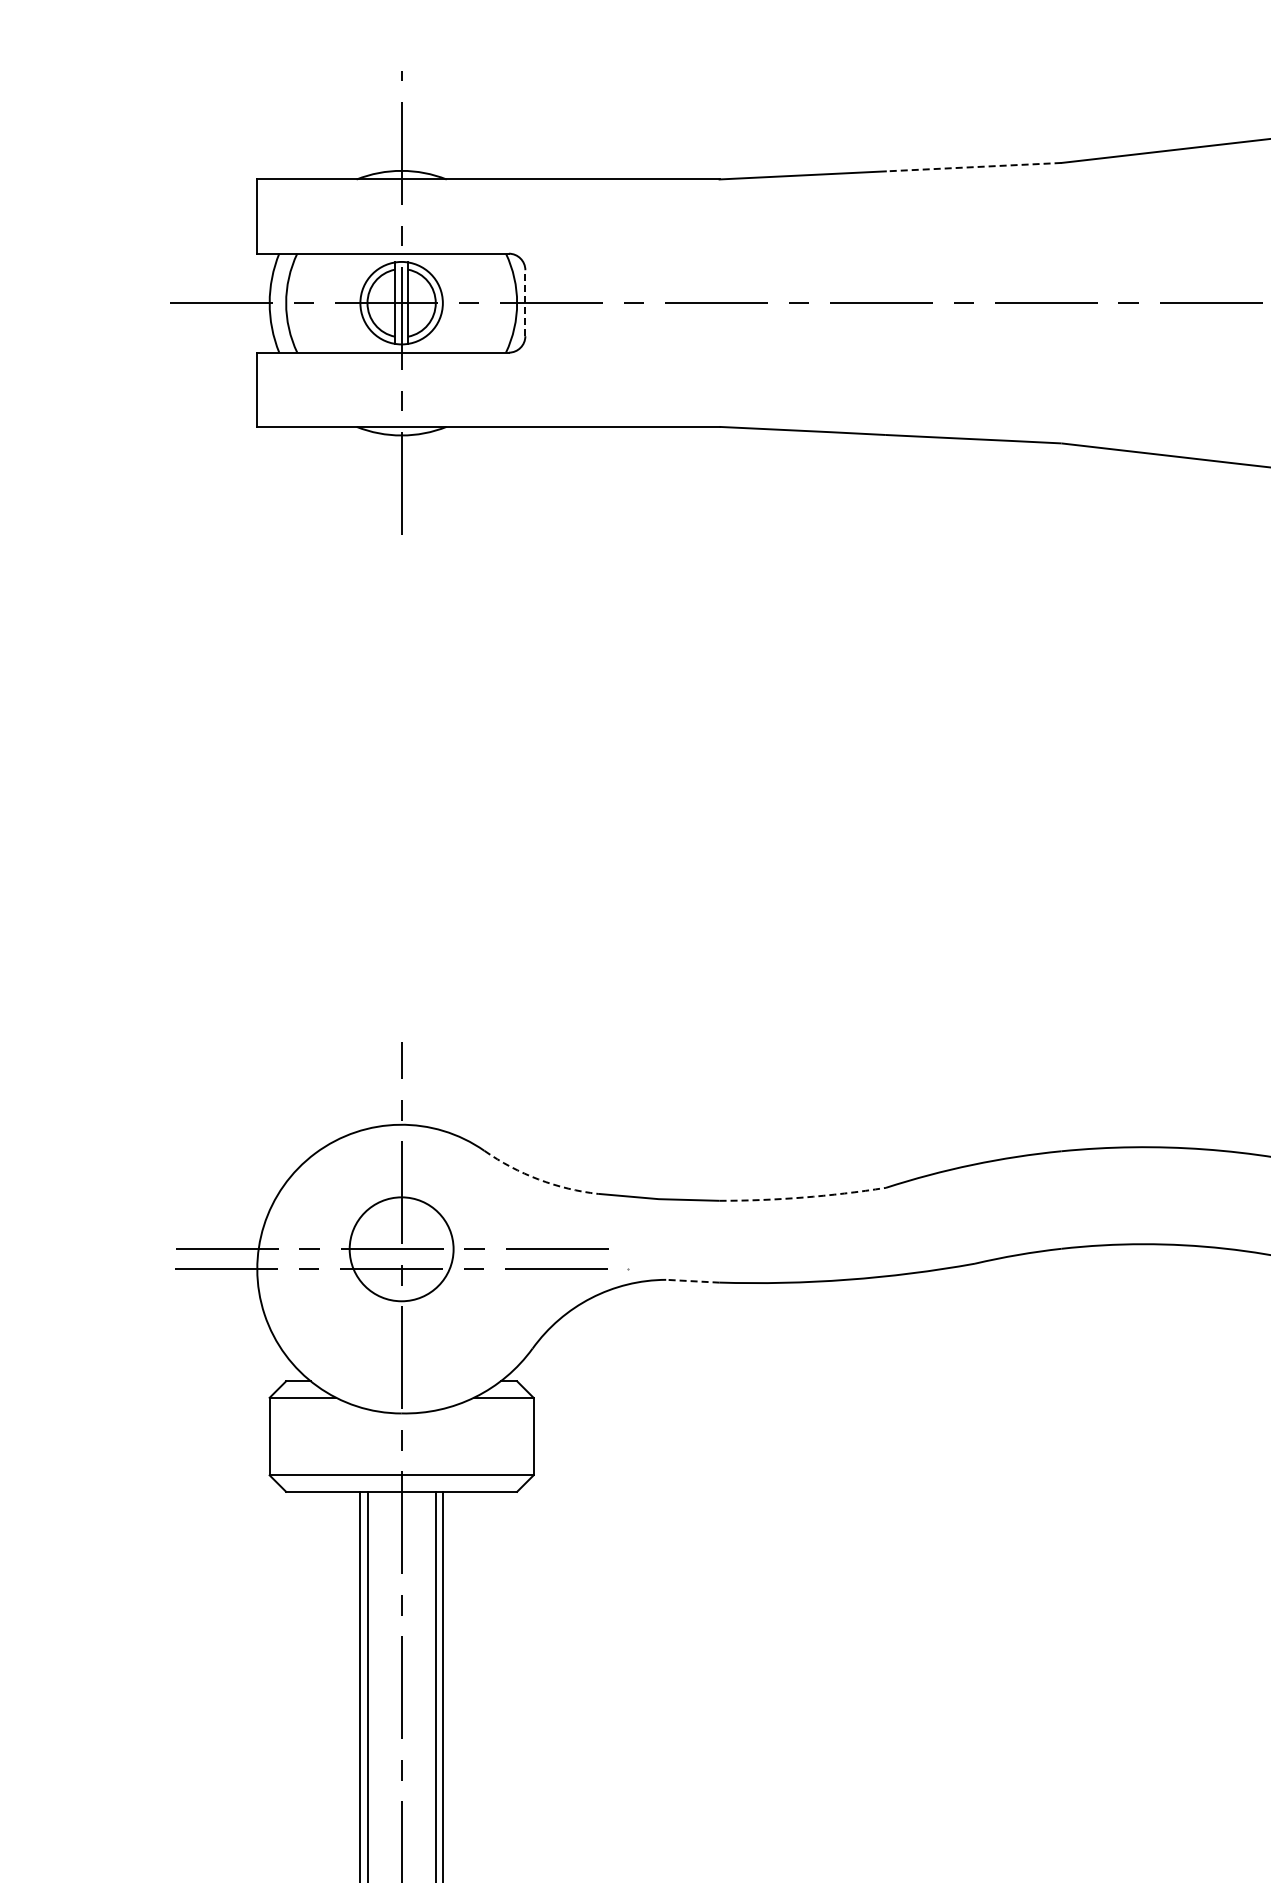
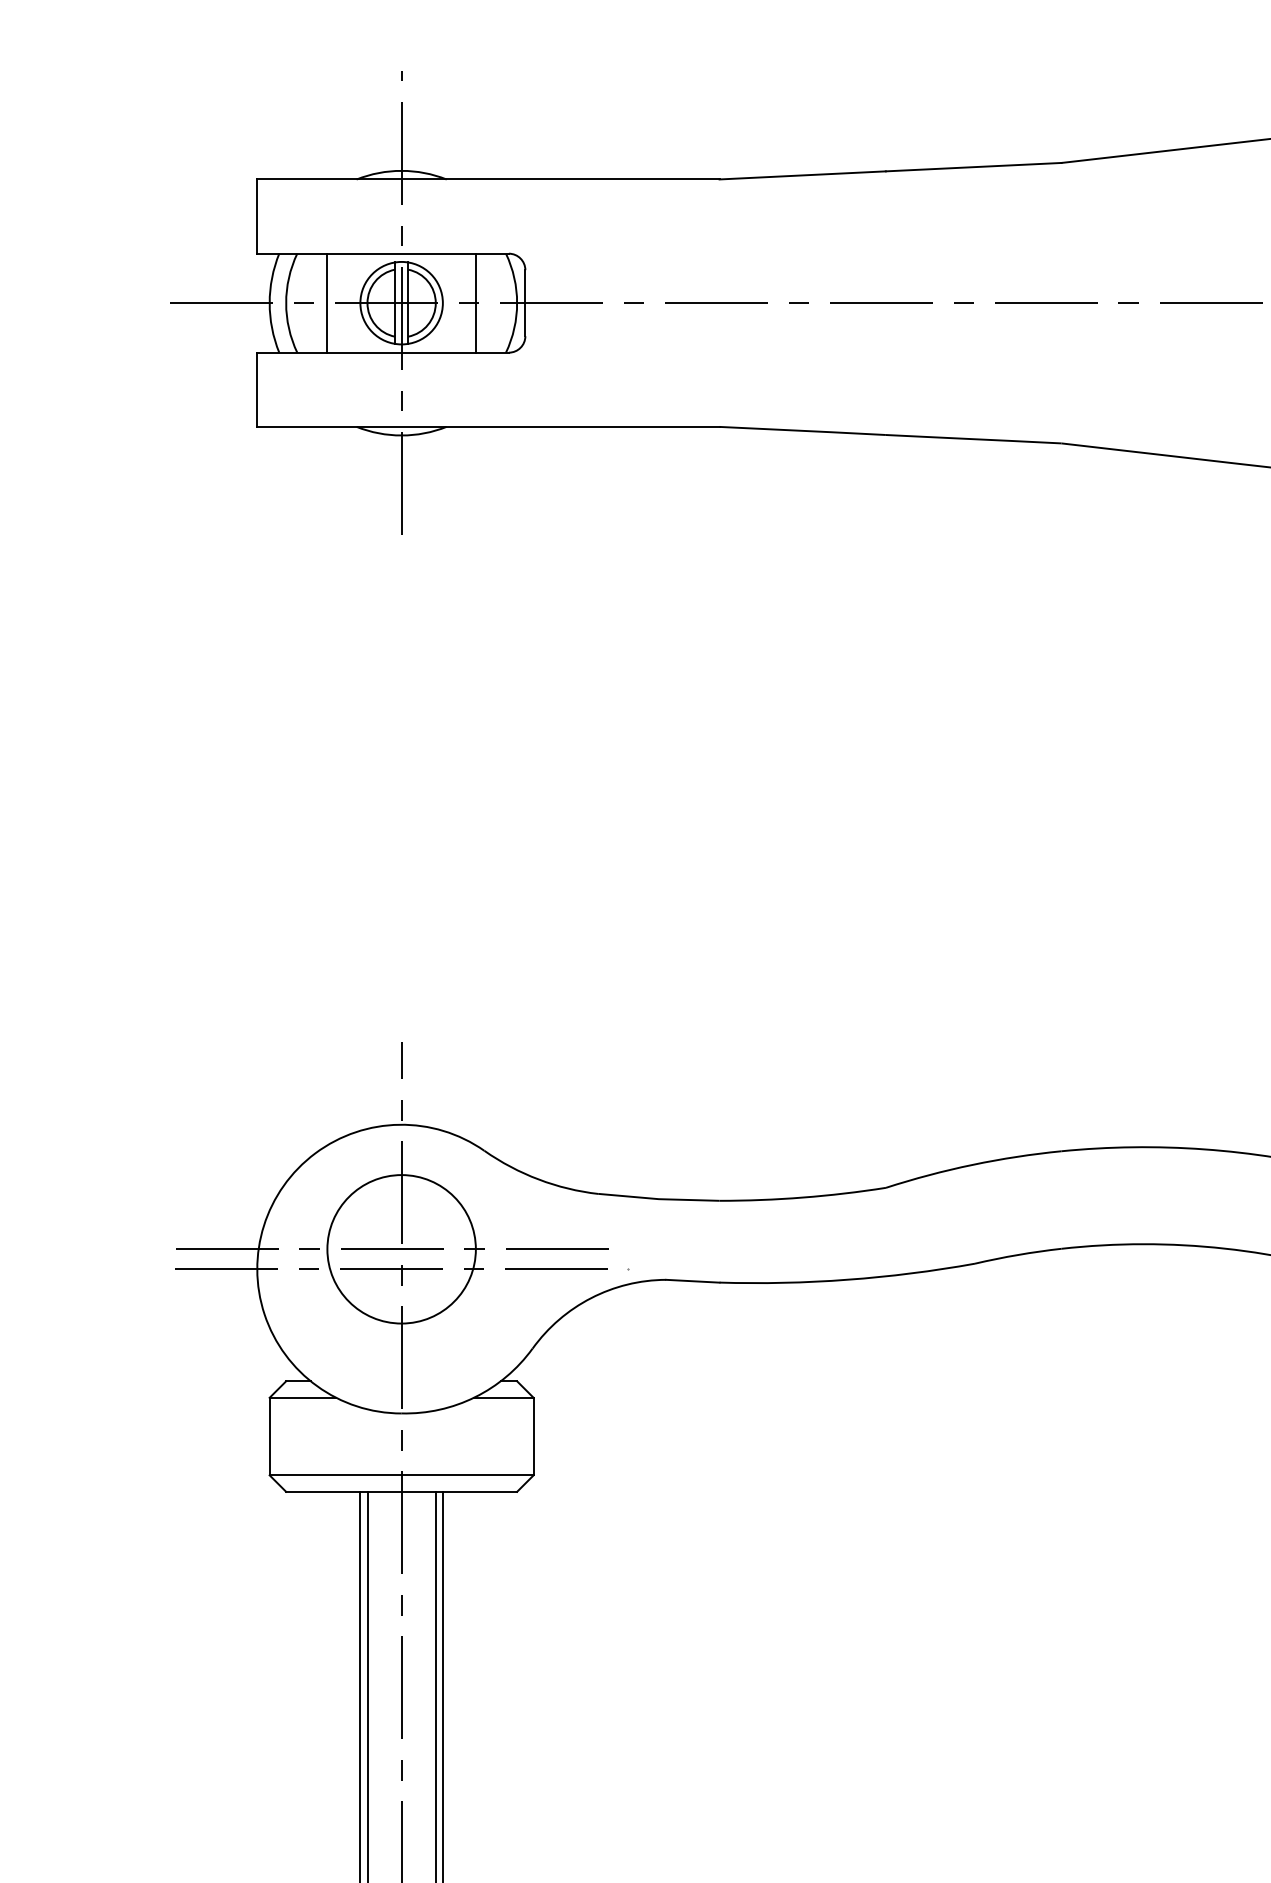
line: dashed -> solid (973, 167)
line: none -> present (327, 302)
line: none -> present (475, 302)
line: dashed -> solid (525, 303)
arc: dashed -> solid (538, 1179)
arc: dashed -> solid (802, 1197)
circle diameter: 104 px -> 148 px (401, 1249)
line: dashed -> solid (692, 1281)
